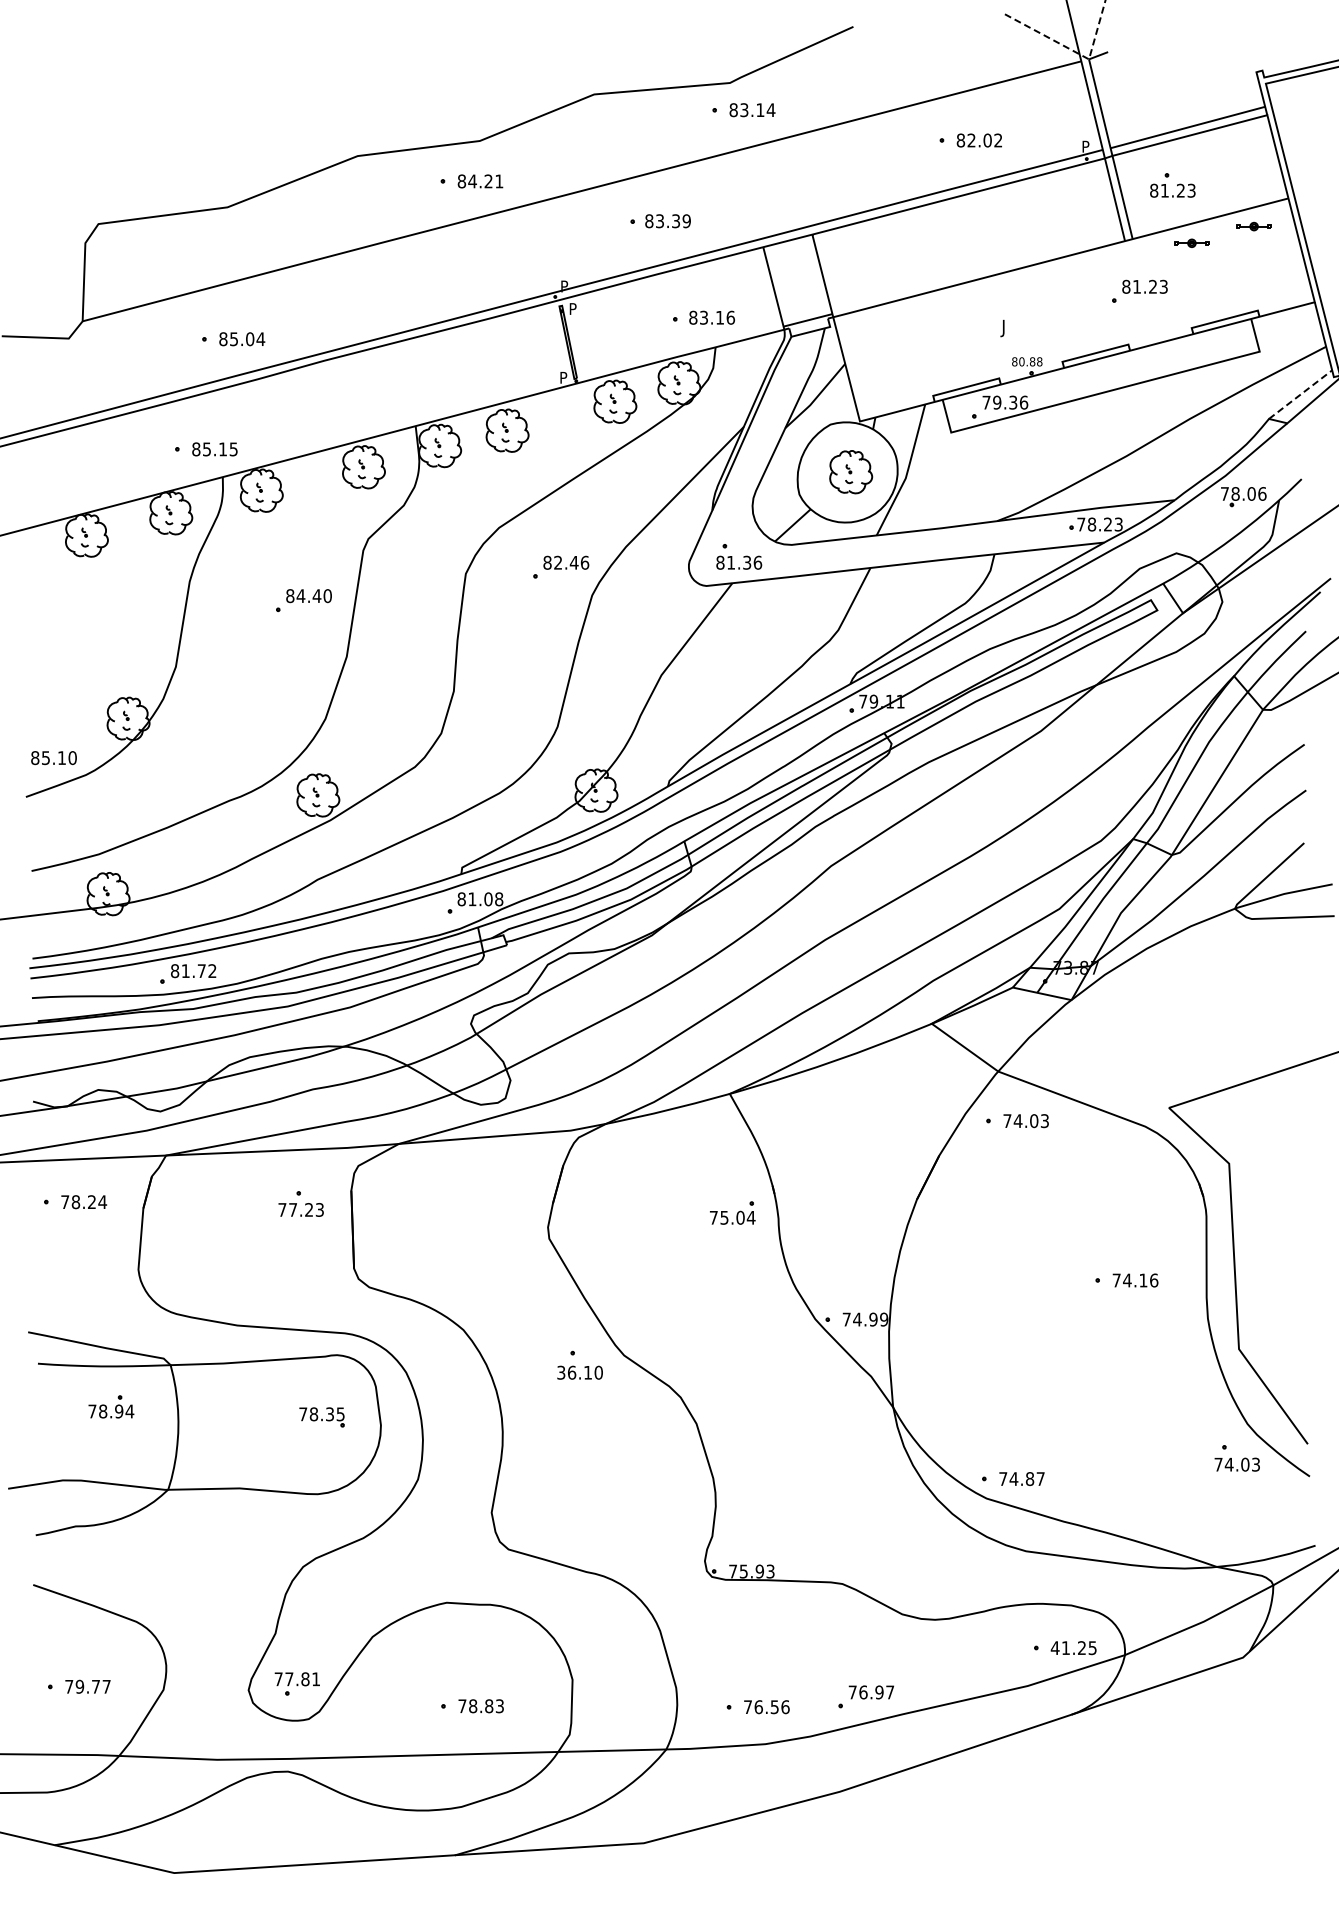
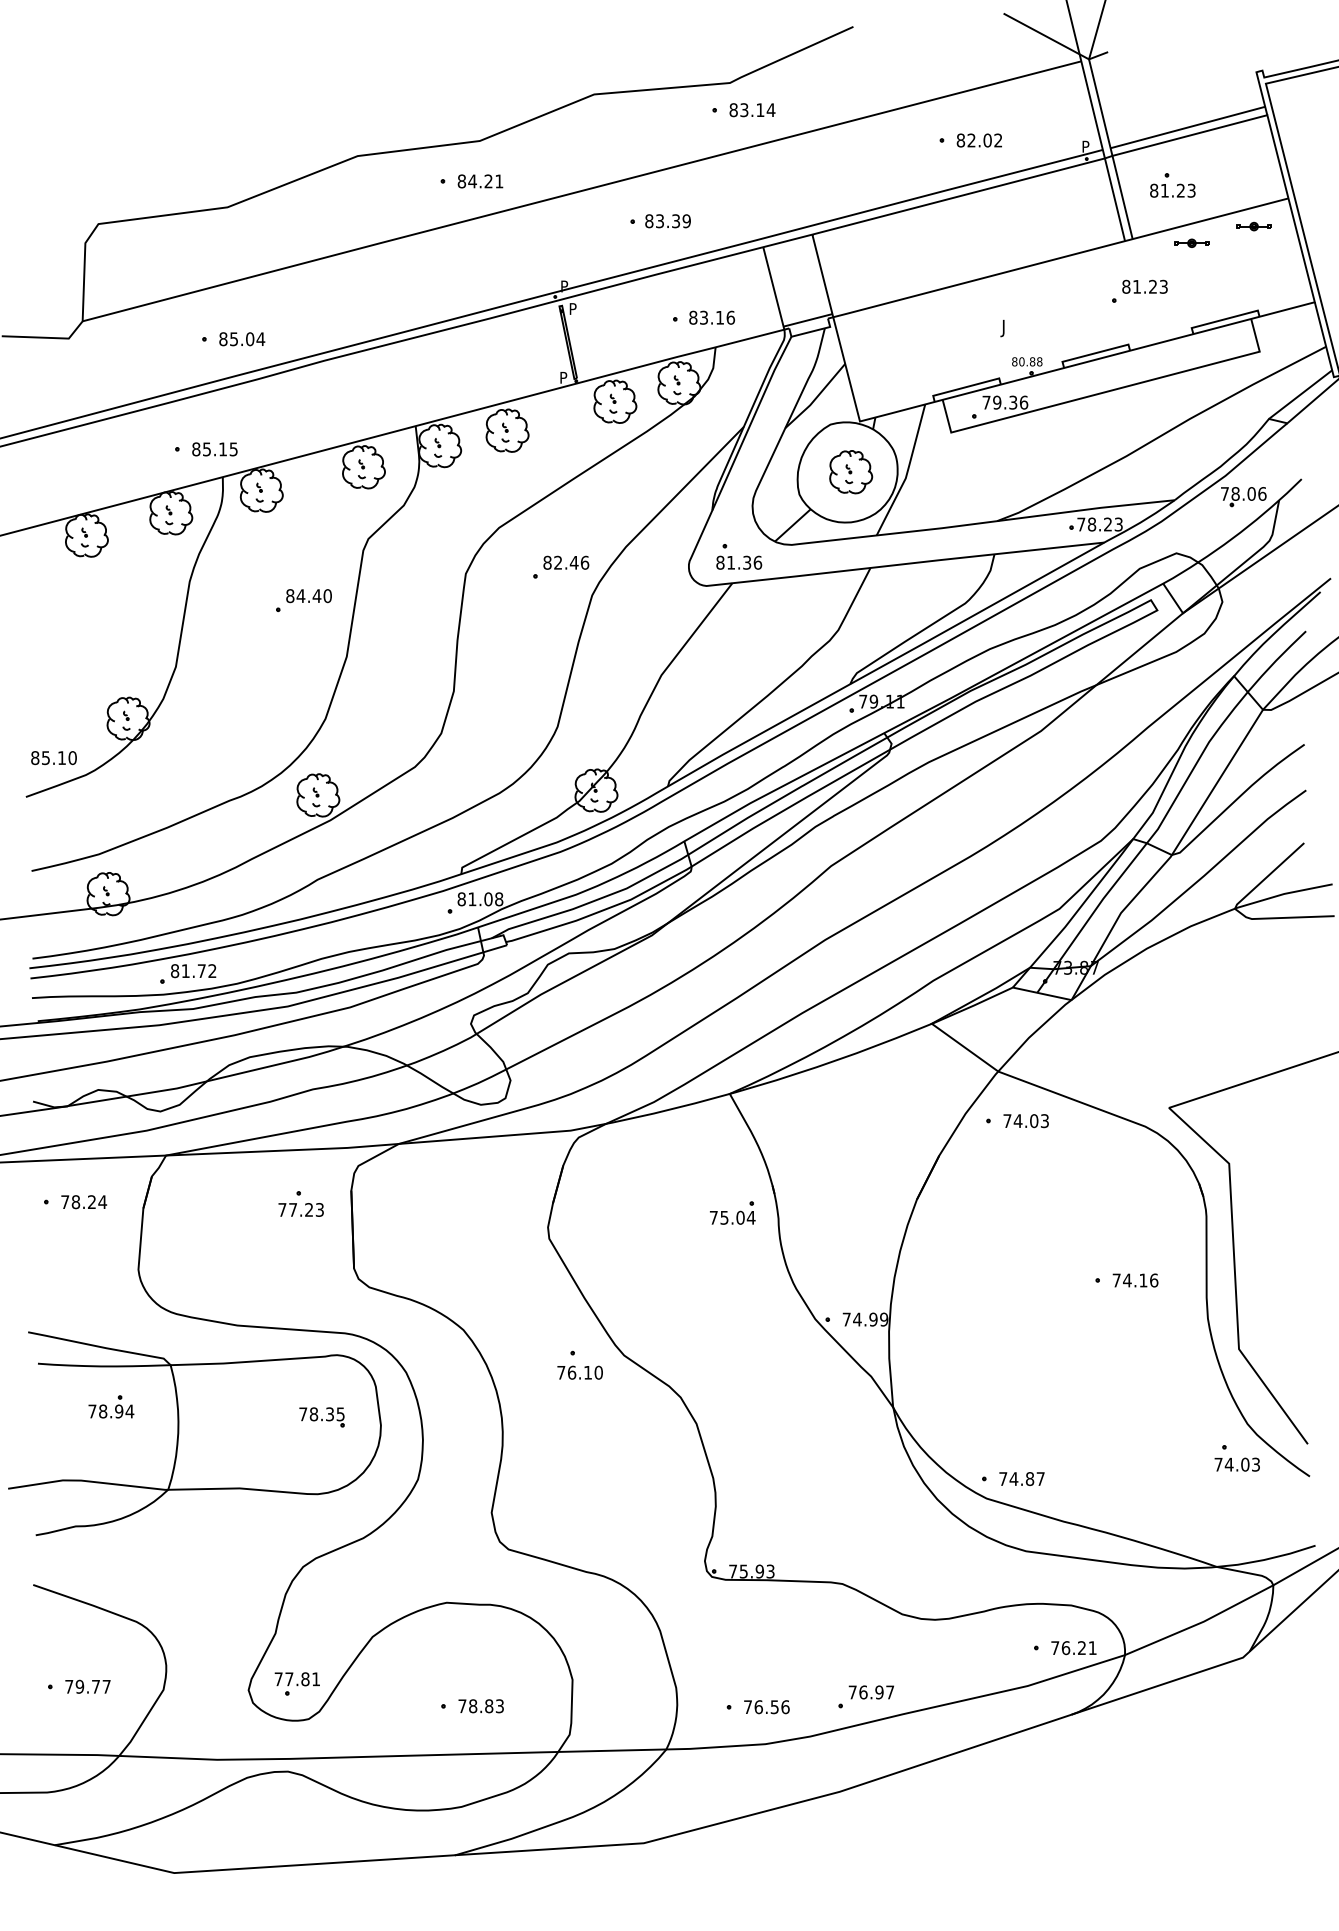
line: dashed -> solid (1073, 50)
line: dashed -> solid (1300, 394)
text: 36.10 -> 76.10 (561, 1372)
text: 41.25 -> 76.21 (1073, 1648)
